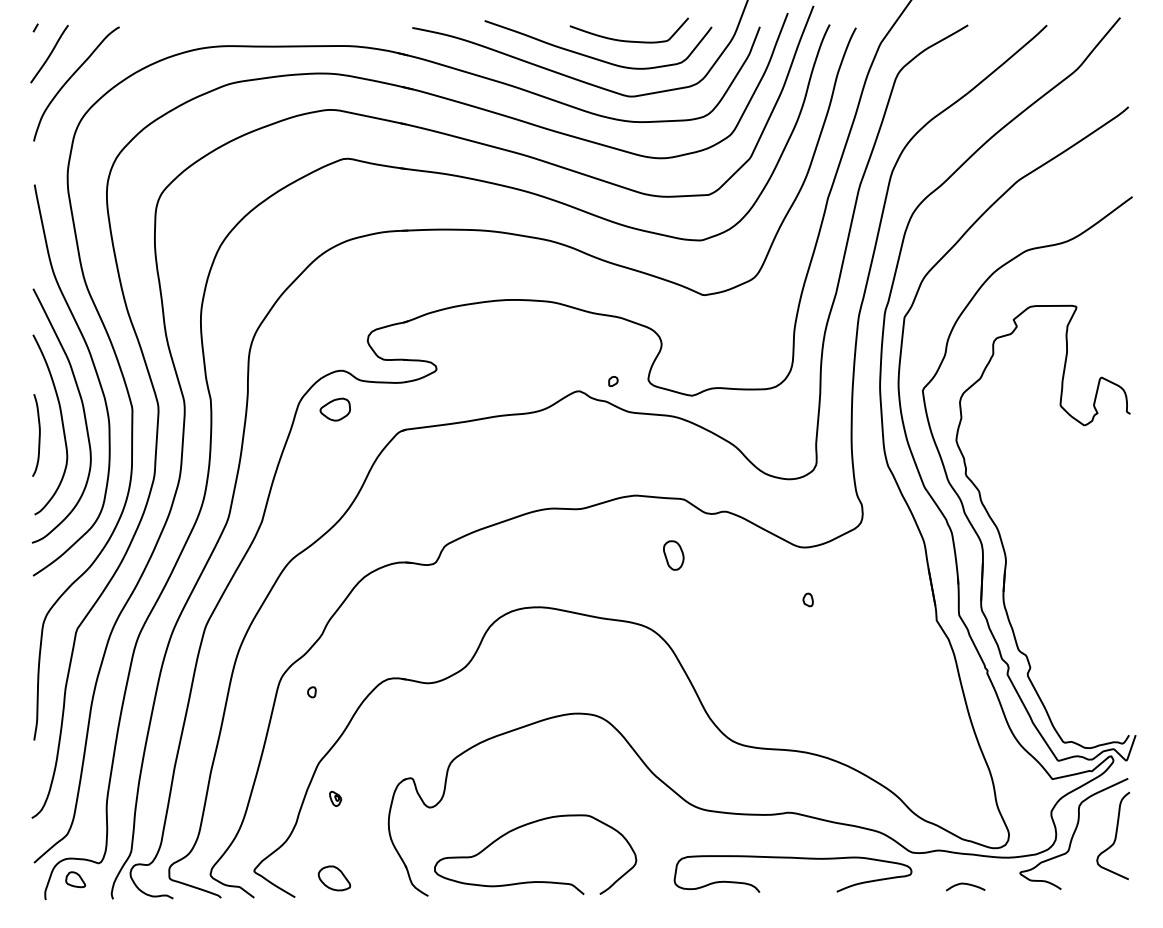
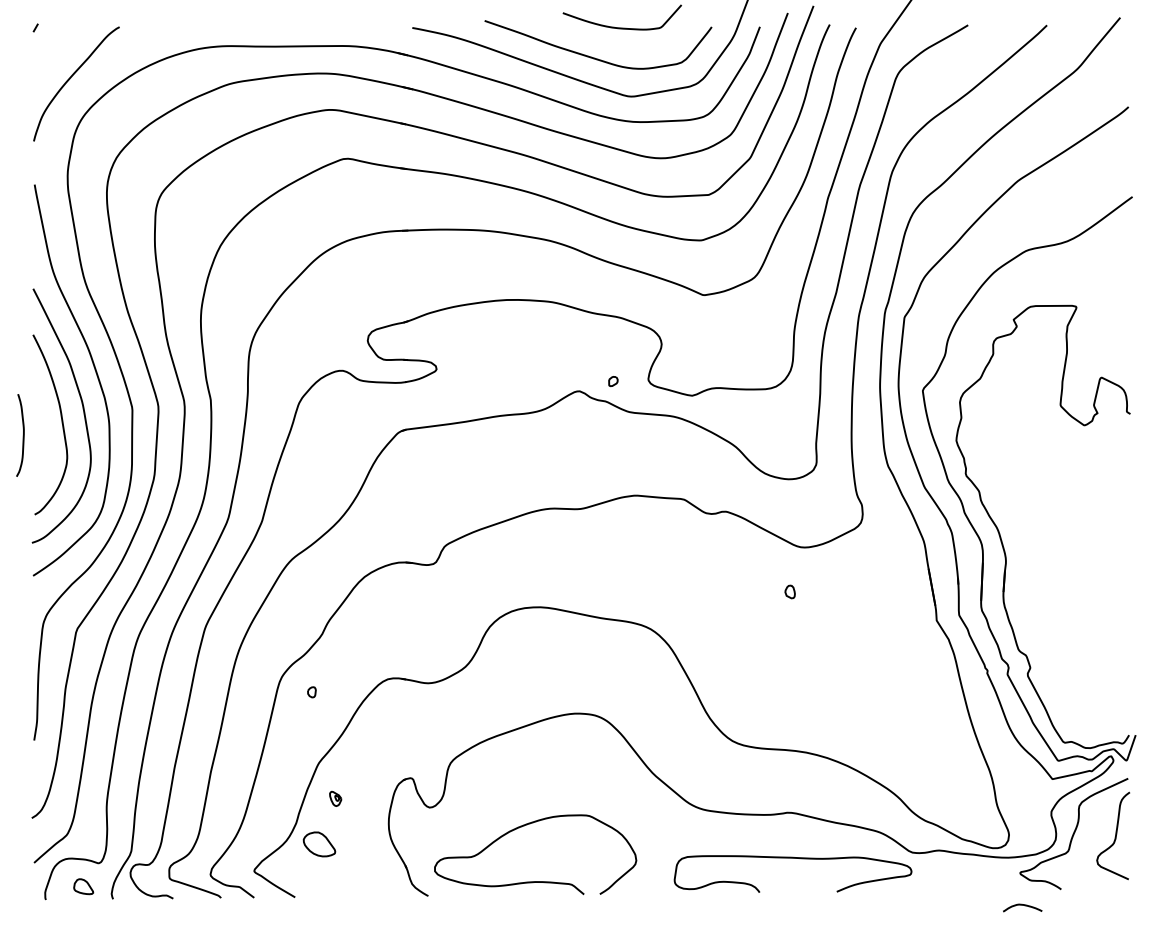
curve position: (629, 40) -> (622, 27) (622, 27)
curve: present -> none (49, 53)
part: present -> none (334, 409)
curve position: (38, 435) -> (22, 435) (22, 435)
part: present -> none (673, 555)
part position: (807, 599) -> (789, 591) (789, 591)
part position: (334, 878) -> (319, 844) (319, 844)
part position: (75, 879) -> (83, 886) (83, 886)
curve position: (965, 884) -> (1022, 905) (1022, 905)
